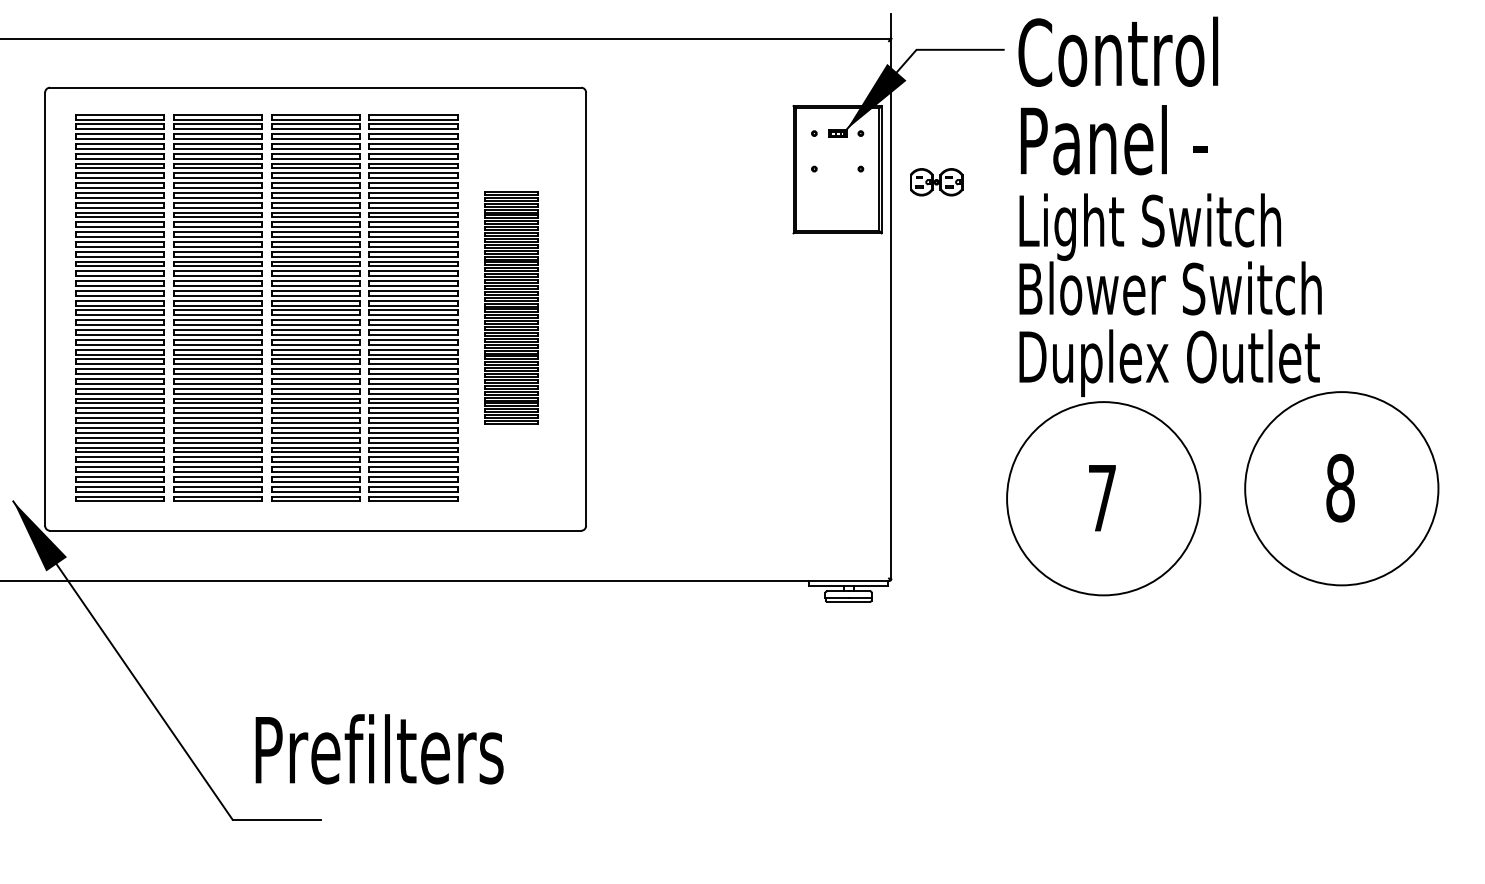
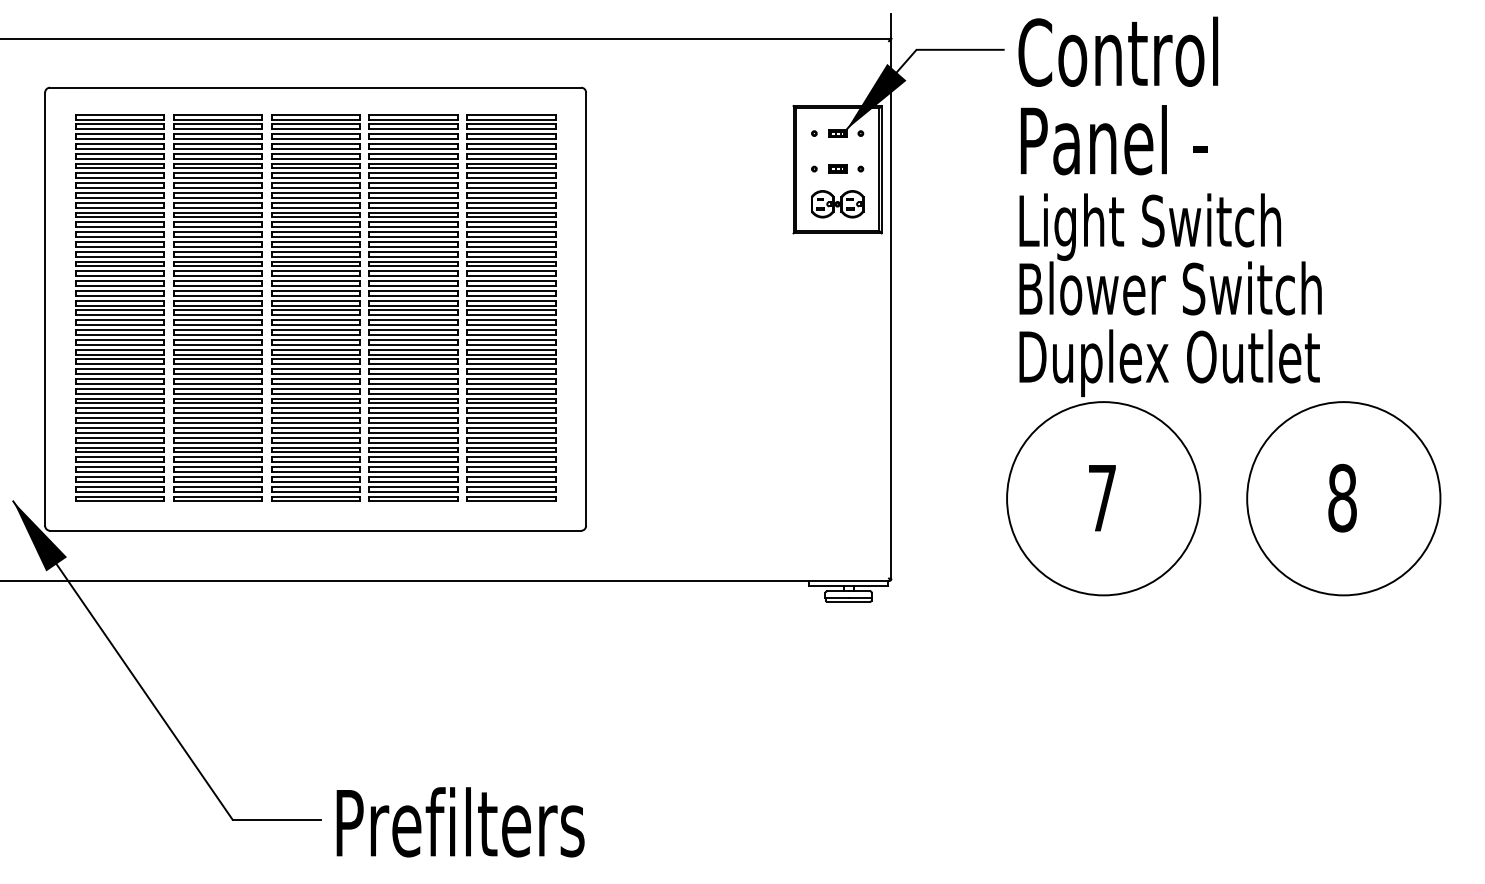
part: none -> present (837, 168)
part position: (936, 182) -> (837, 204) (837, 204)
part size: 55x234 px -> 91x388 px (511, 307)
part position: (1341, 488) -> (1343, 498) (1343, 498)
text position: (379, 749) -> (460, 822) (460, 822)
